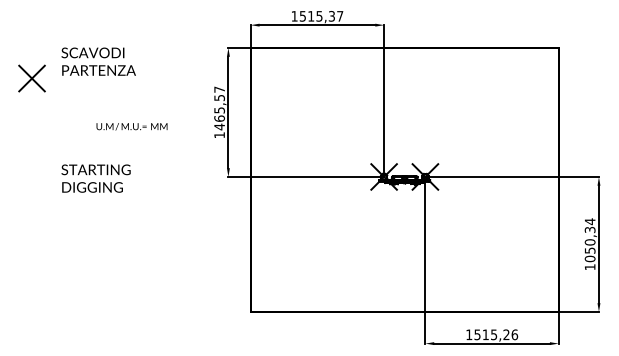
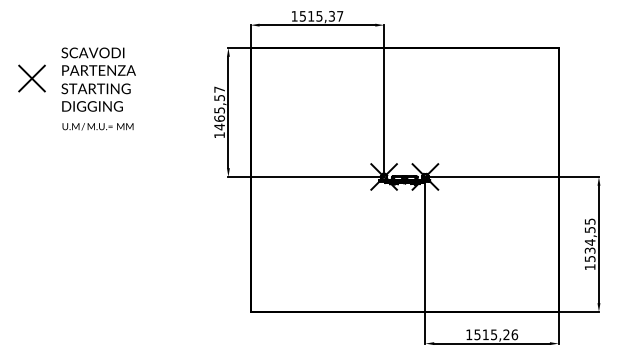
text position: (131, 126) -> (97, 126) (97, 126)
text position: (95, 178) -> (95, 97) (95, 97)
text: 1050,34 -> 1534,55 (589, 240)
